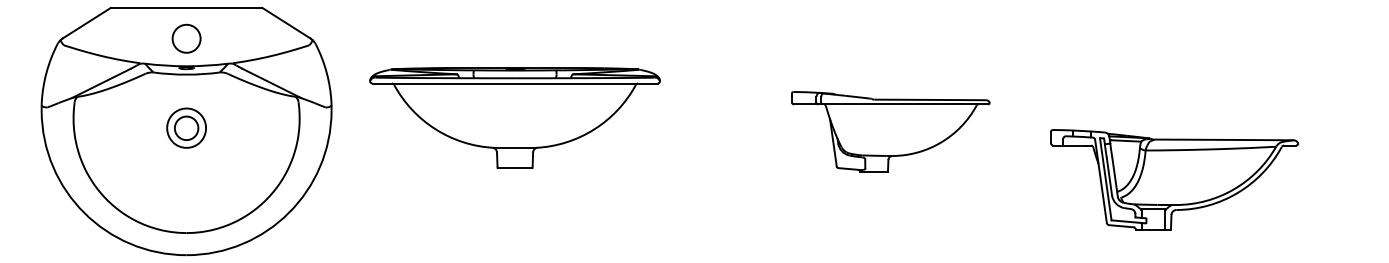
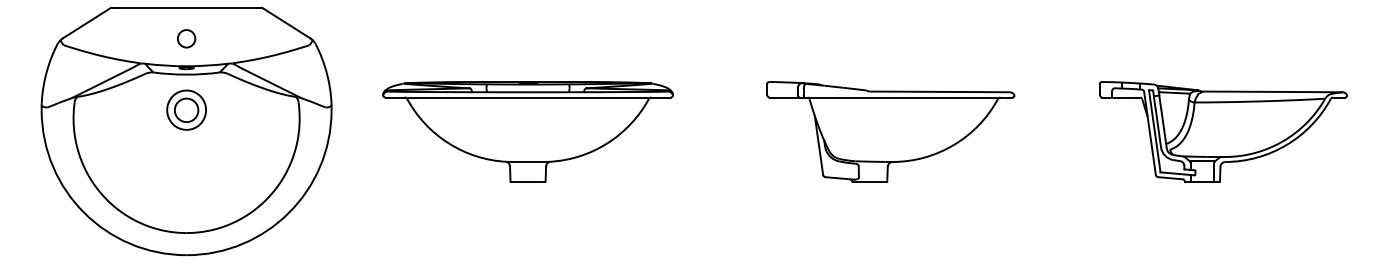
circle diameter: 28 px -> 18 px (186, 38)
part position: (514, 117) -> (527, 131) (527, 131)
part position: (186, 127) -> (186, 109) (186, 109)
part size: 200x82 px -> 250x102 px (890, 131)
part position: (1174, 179) -> (1223, 131) (1223, 131)
